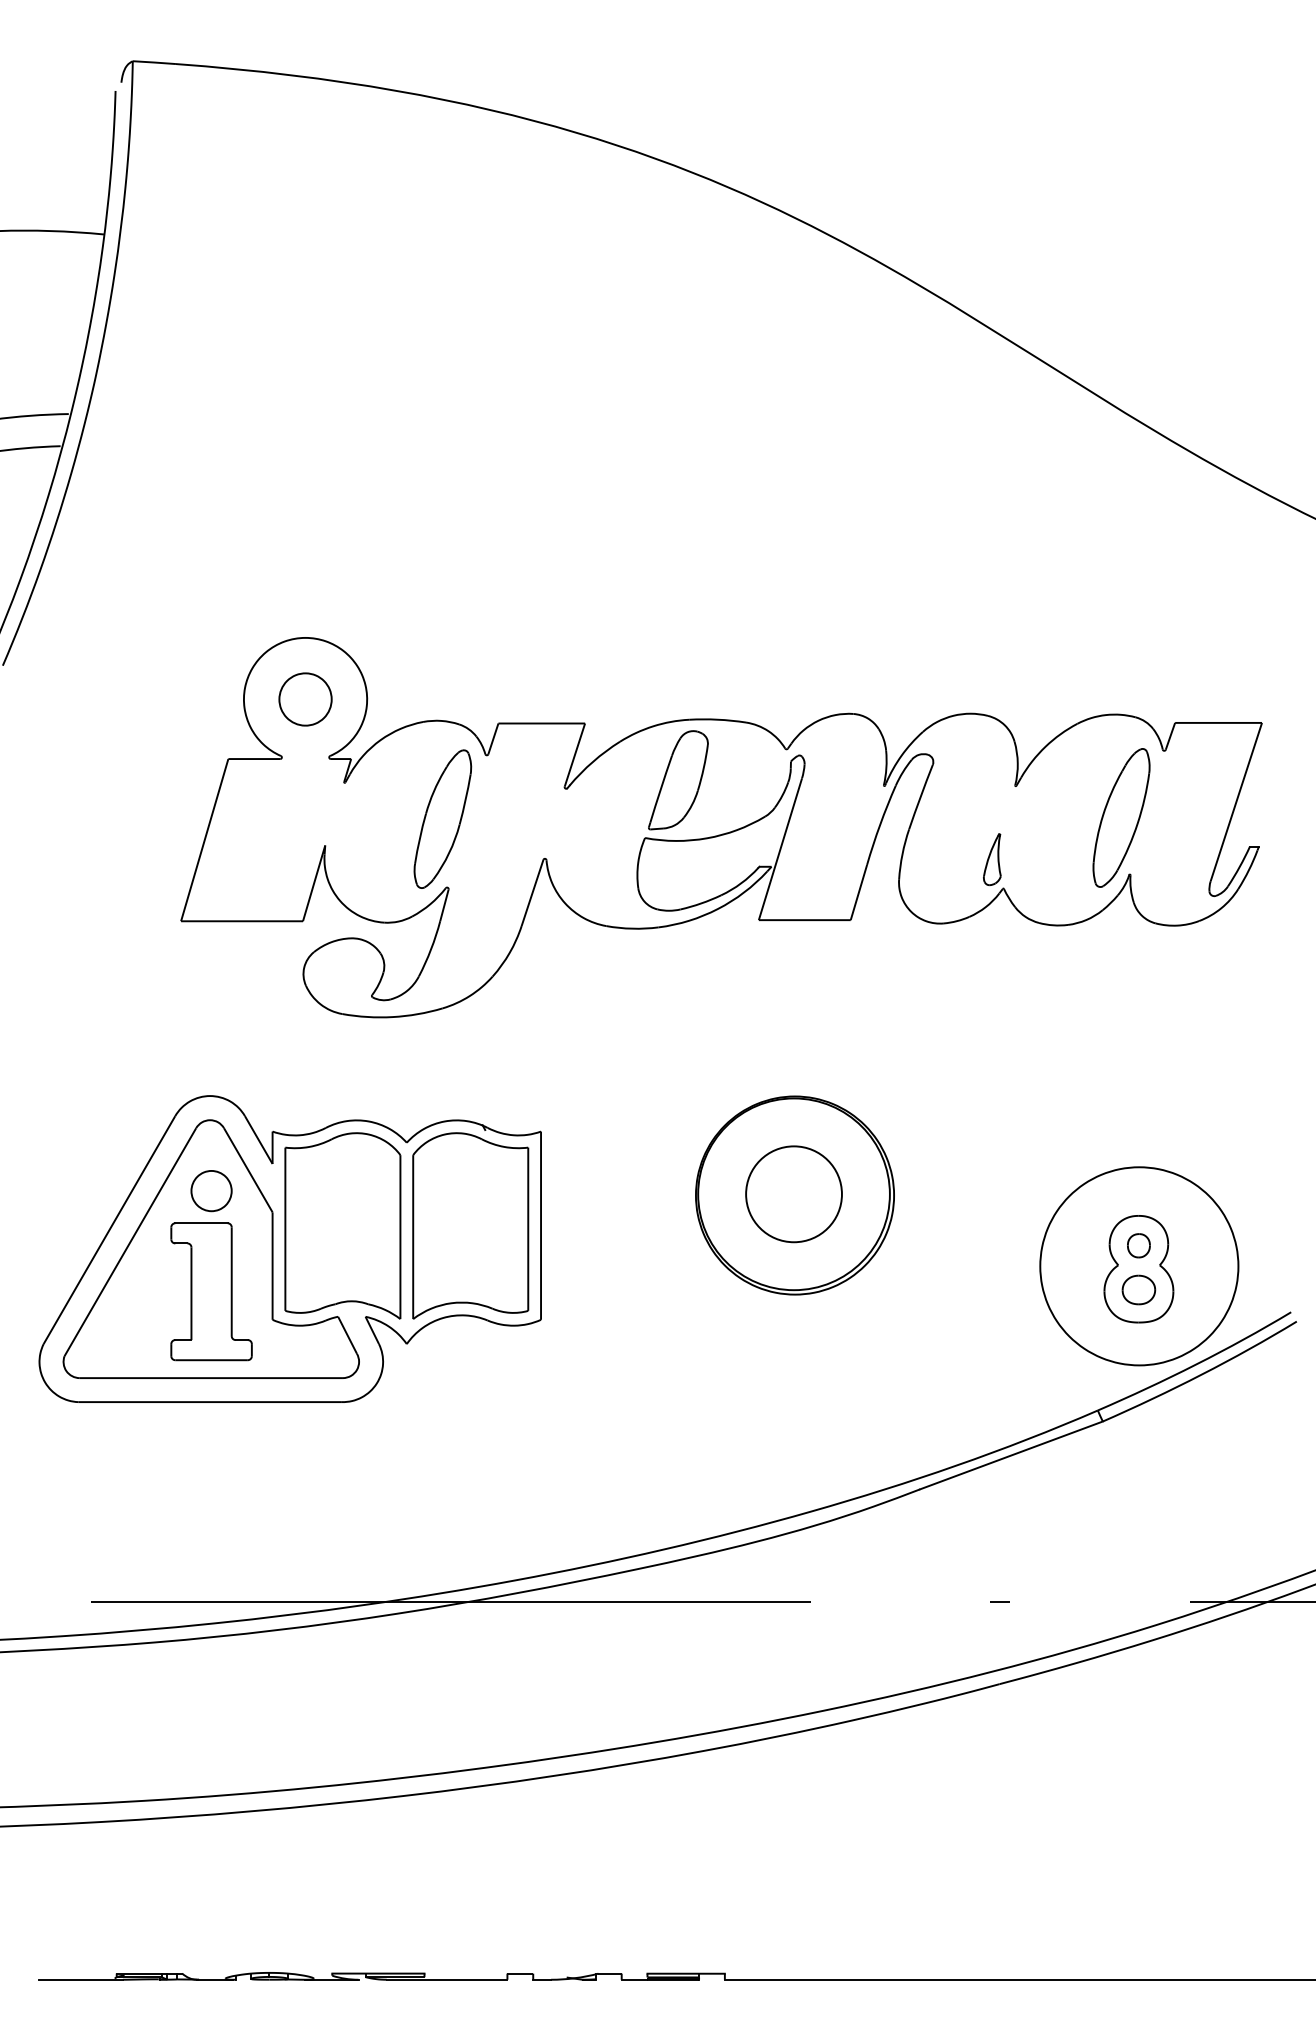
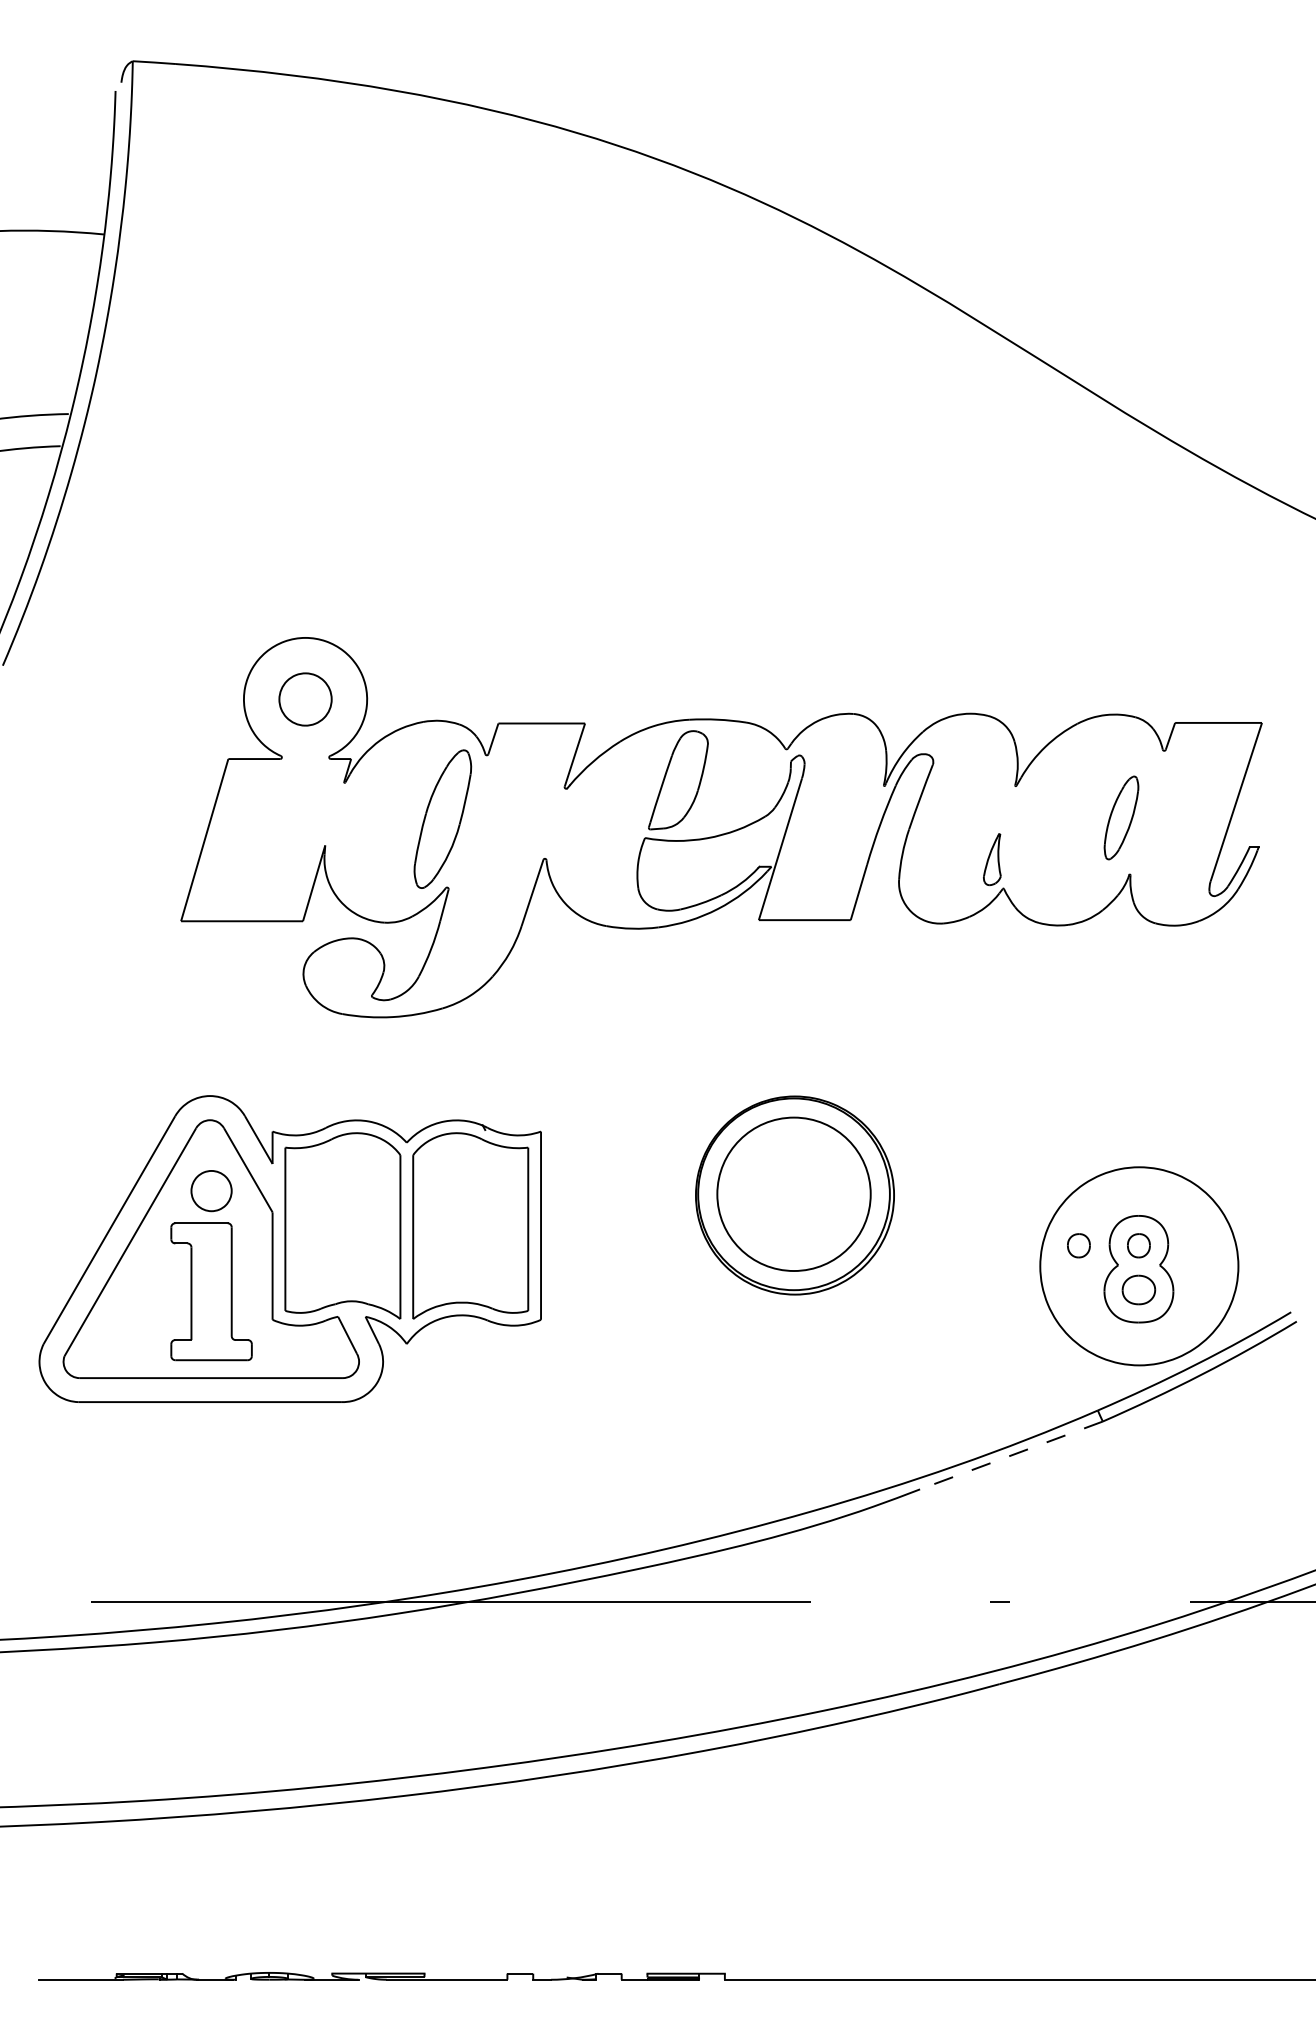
part size: 59x140 px -> 37x86 px (1121, 817)
circle diameter: 96 px -> 153 px (793, 1194)
part: none -> present (1078, 1245)
line: solid -> dashed (1010, 1455)
